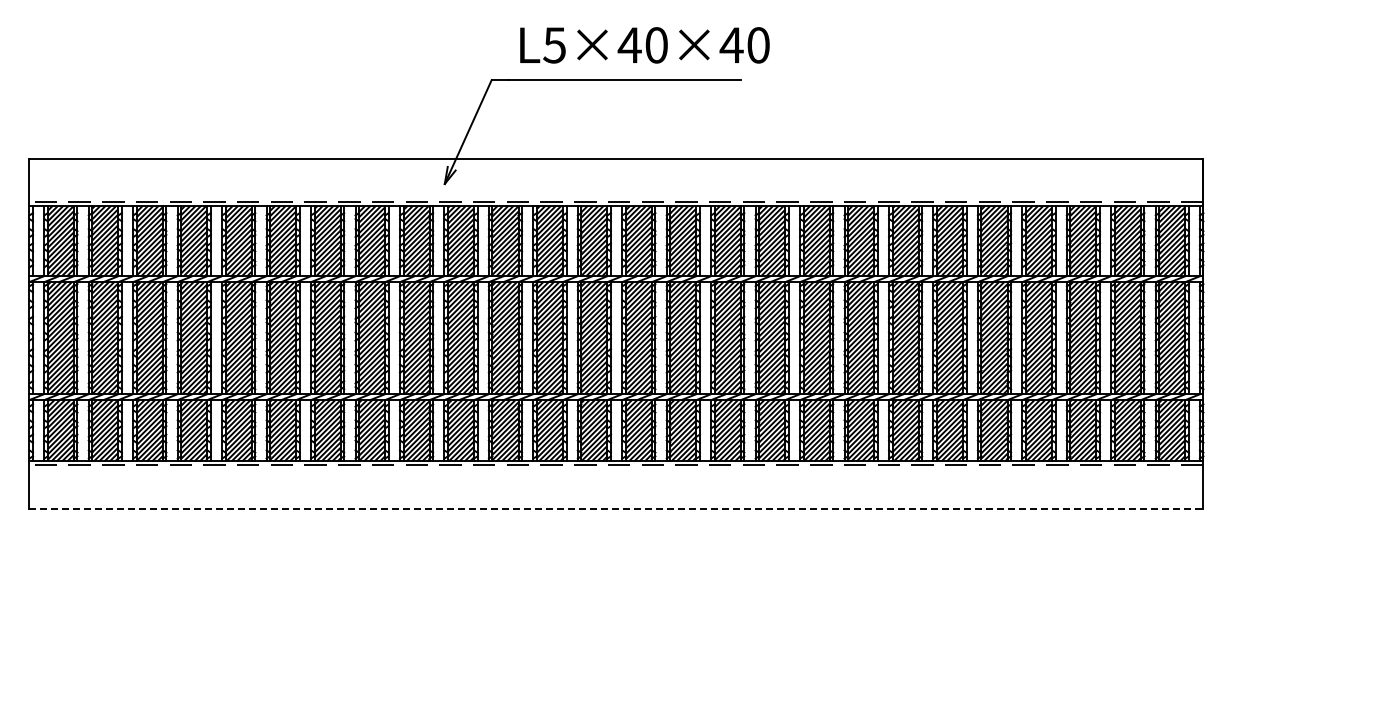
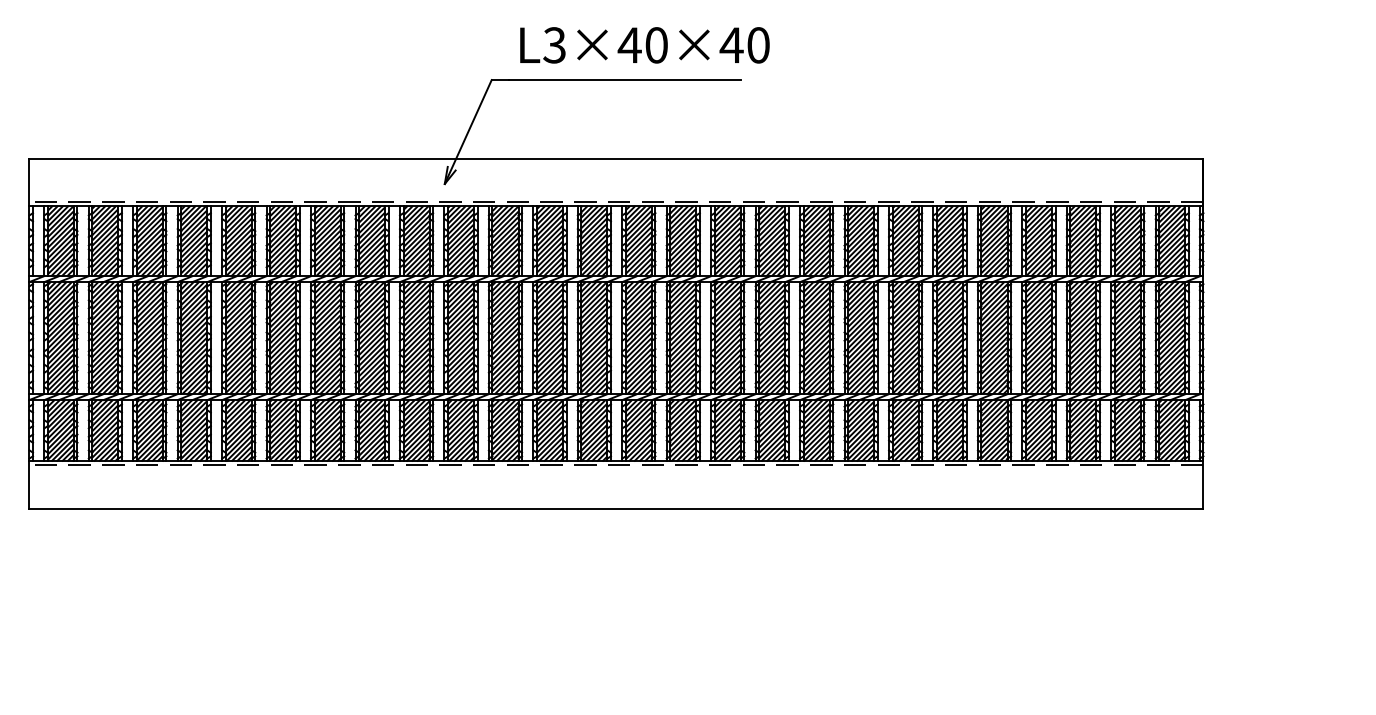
text: L5×40×40 -> L3×40×40 (554, 45)
line: dashed -> solid (616, 508)
